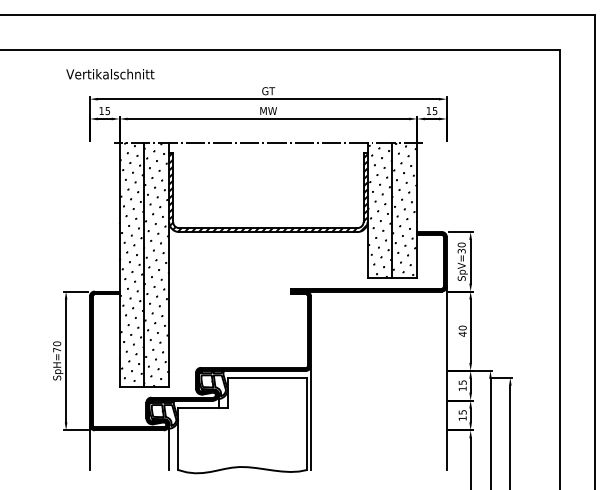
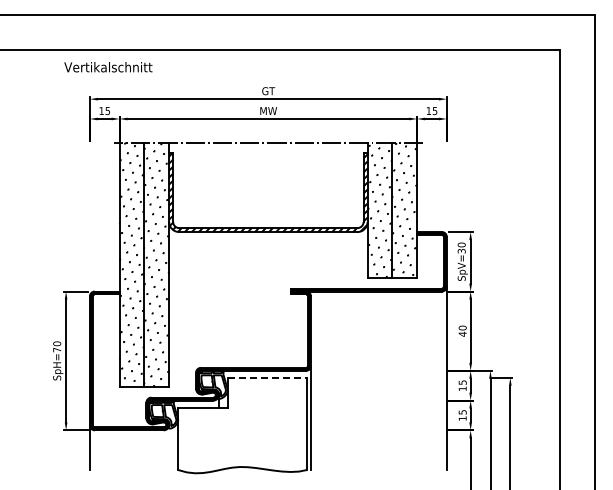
text position: (110, 74) -> (108, 67) (108, 67)
line: solid -> dashed (267, 377)
line: present -> none (169, 447)
